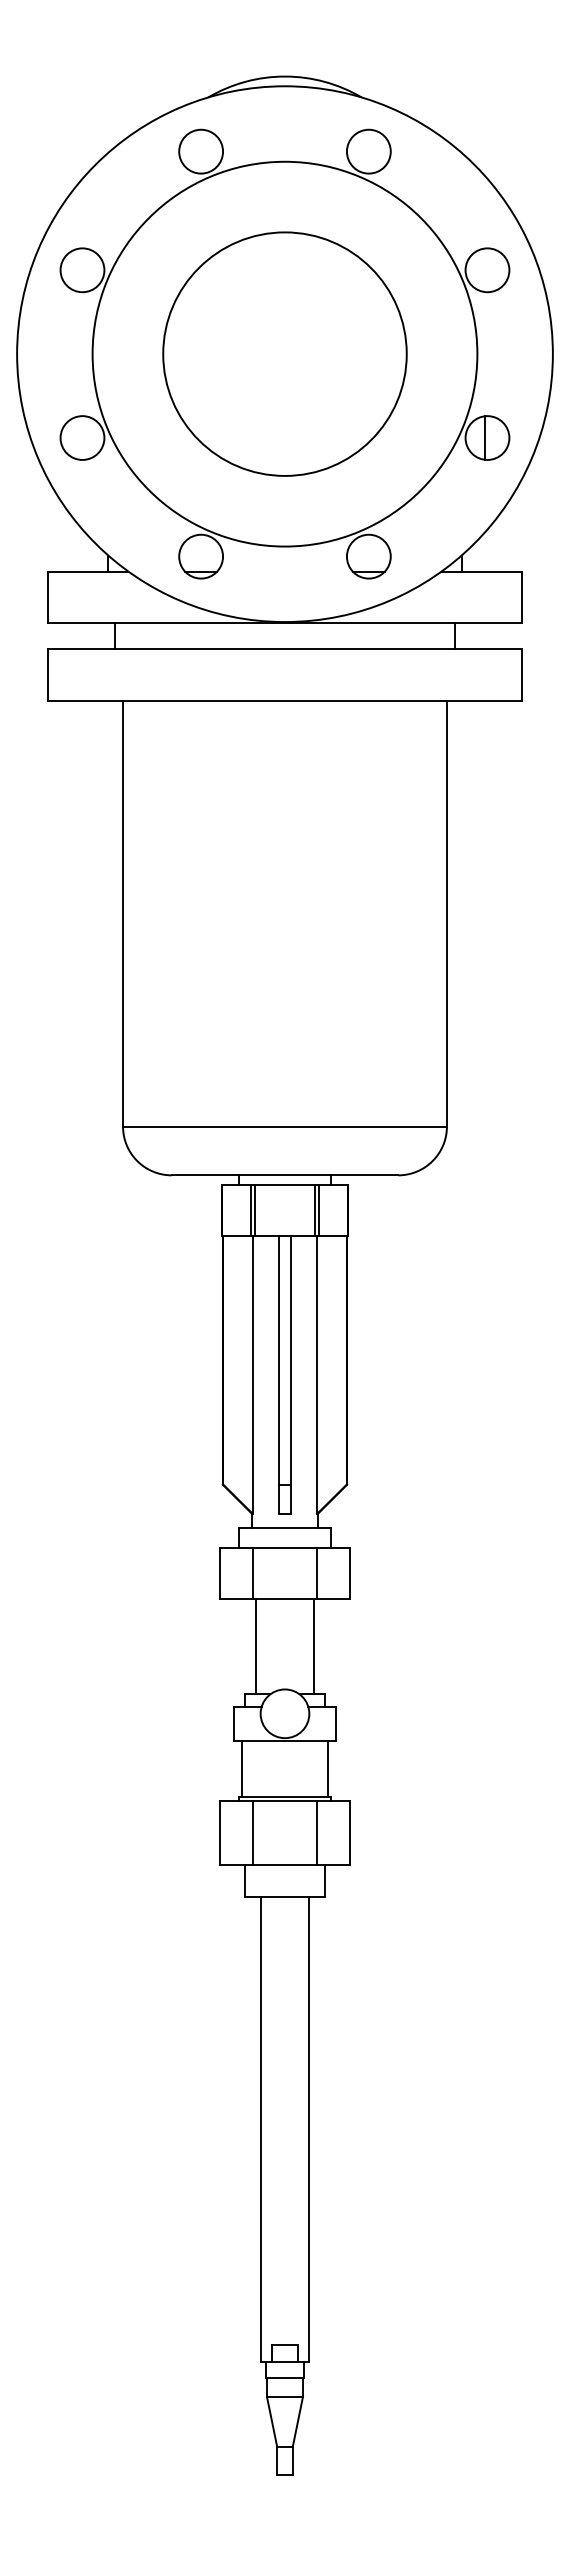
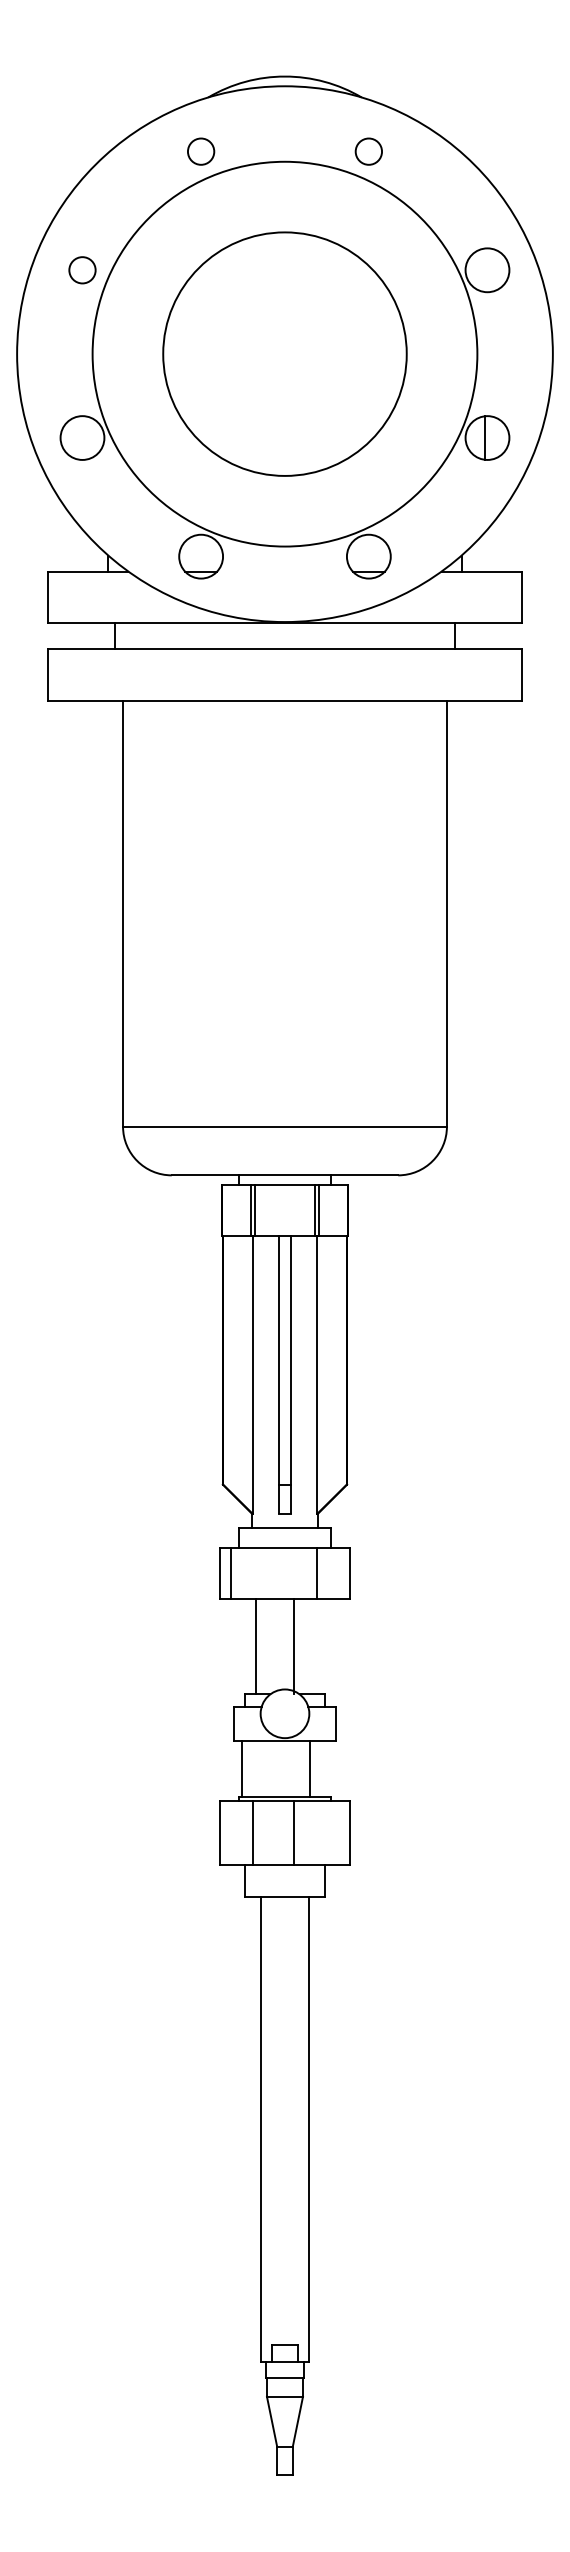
circle diameter: 44 px -> 26 px (200, 151)
circle diameter: 44 px -> 26 px (368, 151)
circle diameter: 44 px -> 26 px (82, 270)
line position: (252, 1573) -> (230, 1573) (230, 1573)
line position: (314, 1646) -> (294, 1646) (294, 1646)
line position: (328, 1768) -> (310, 1768) (310, 1768)
line position: (317, 1832) -> (294, 1832) (294, 1832)
